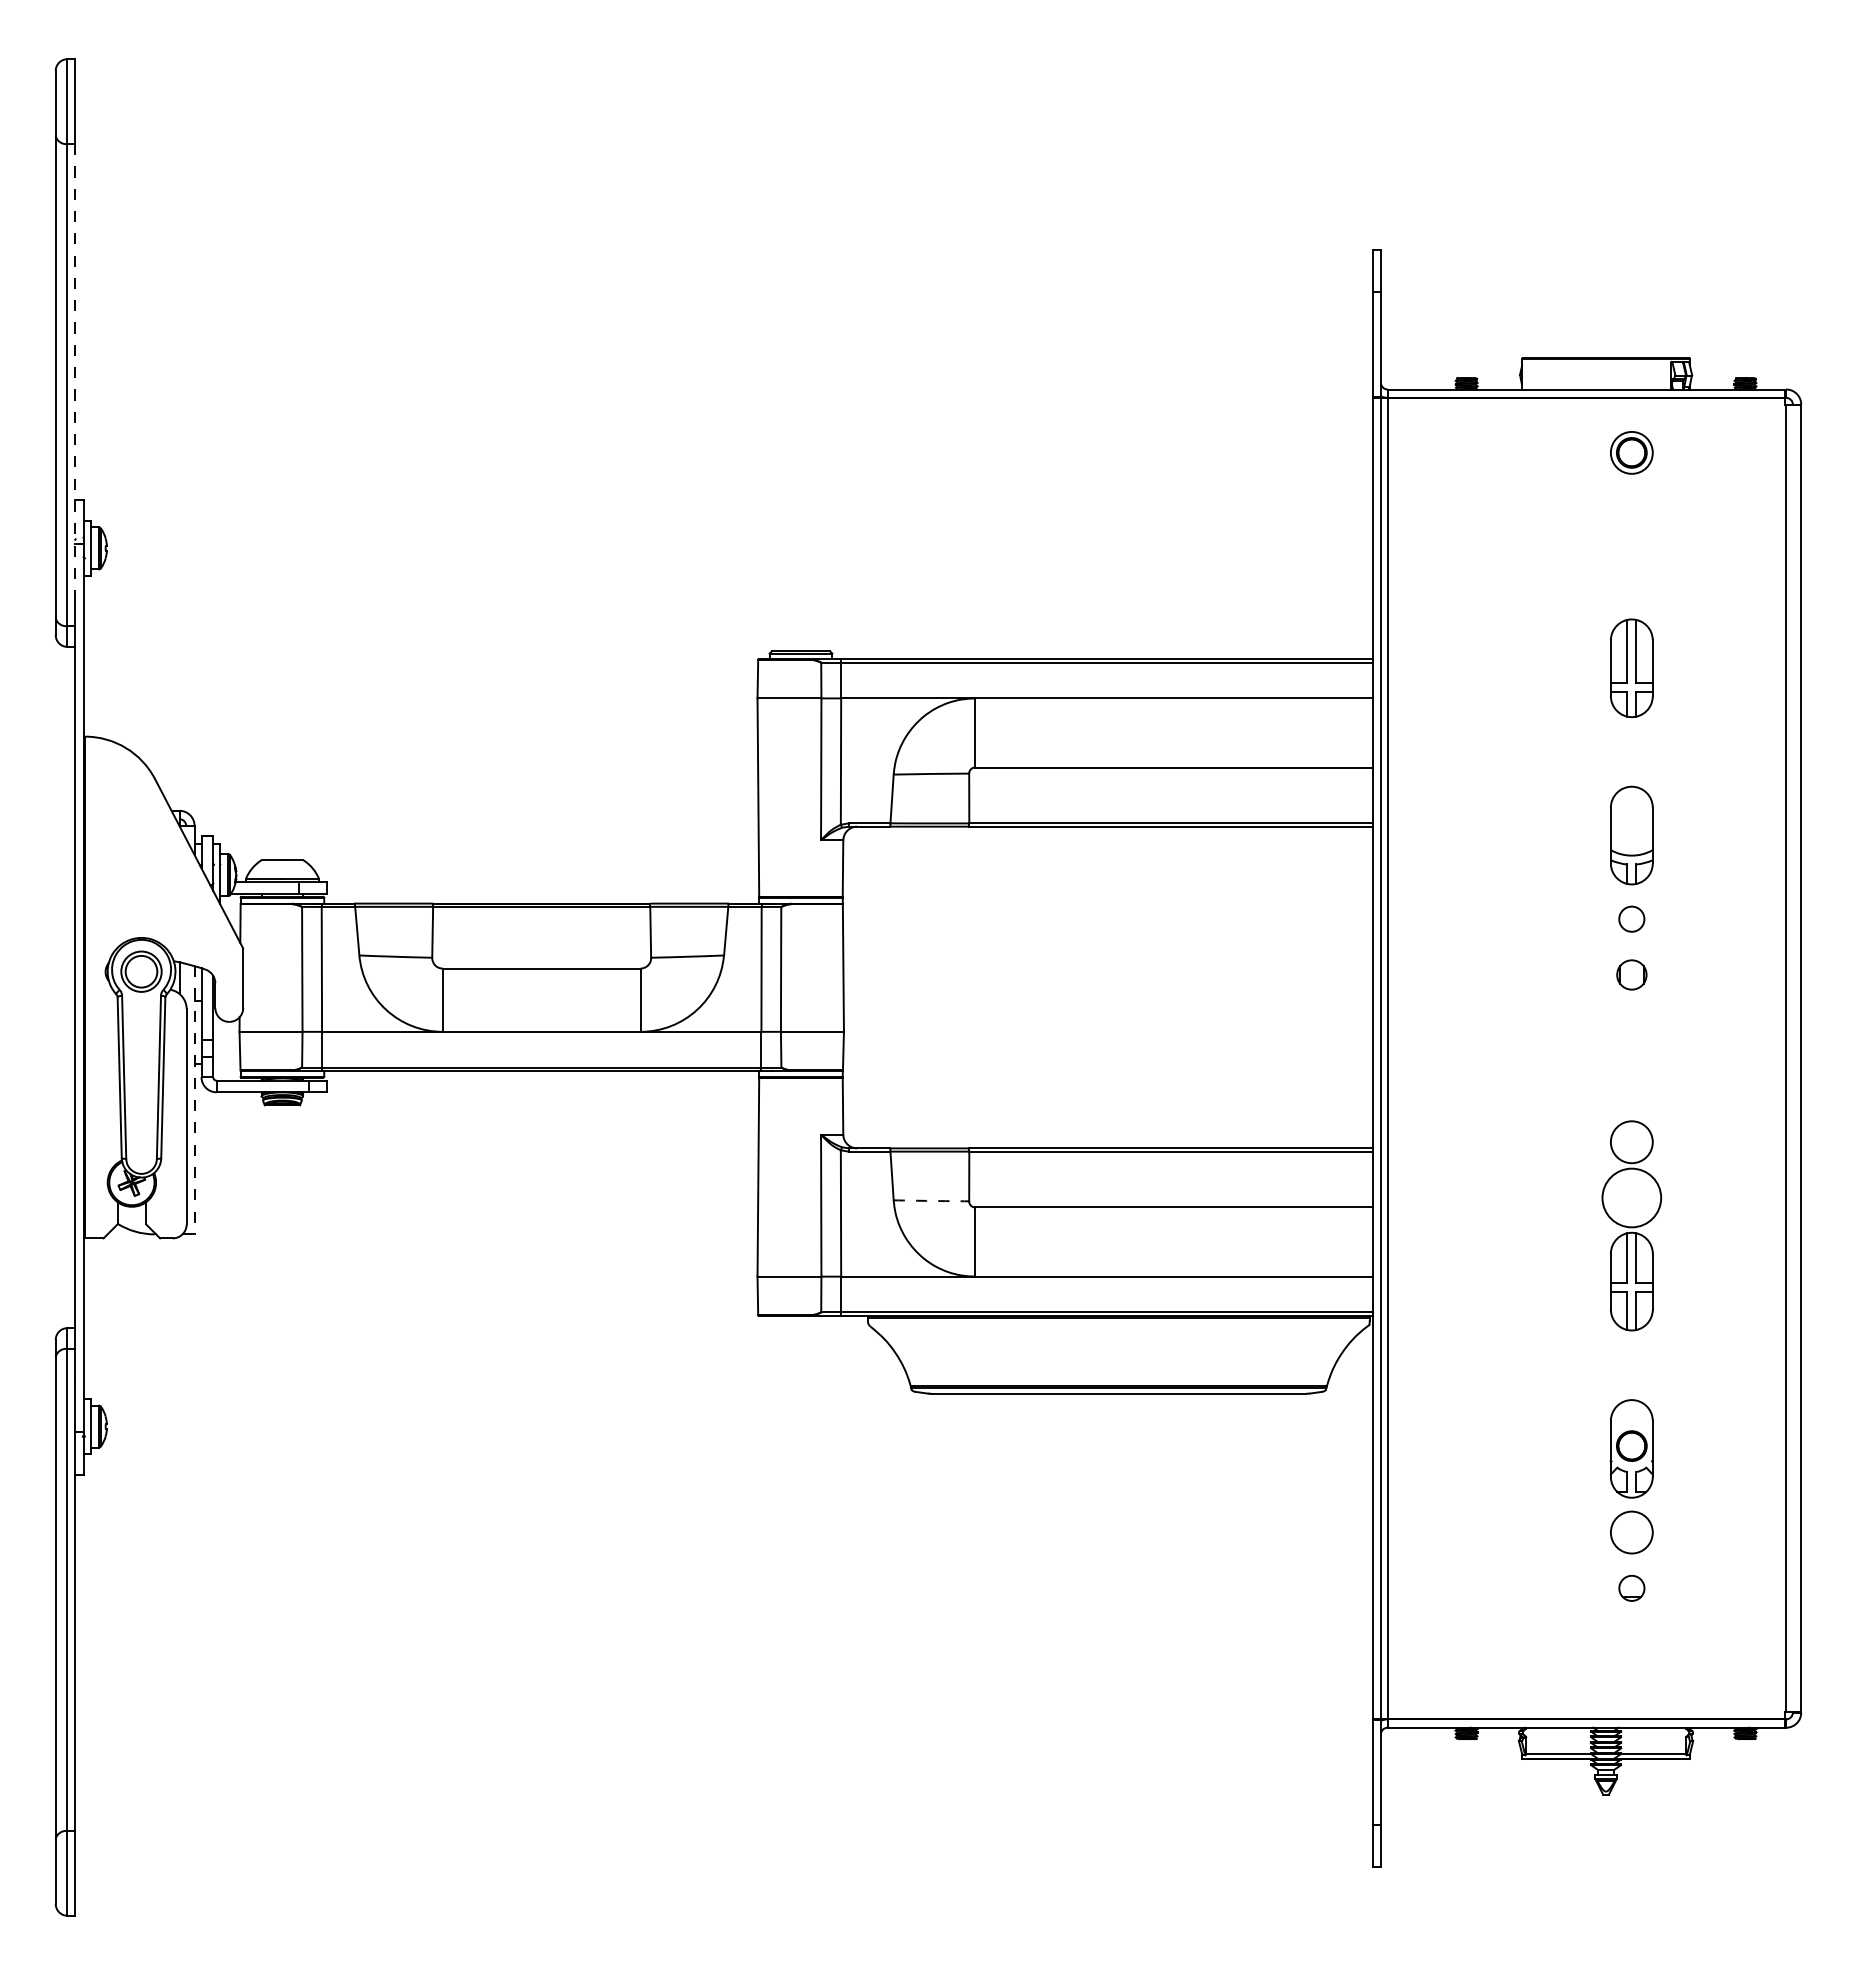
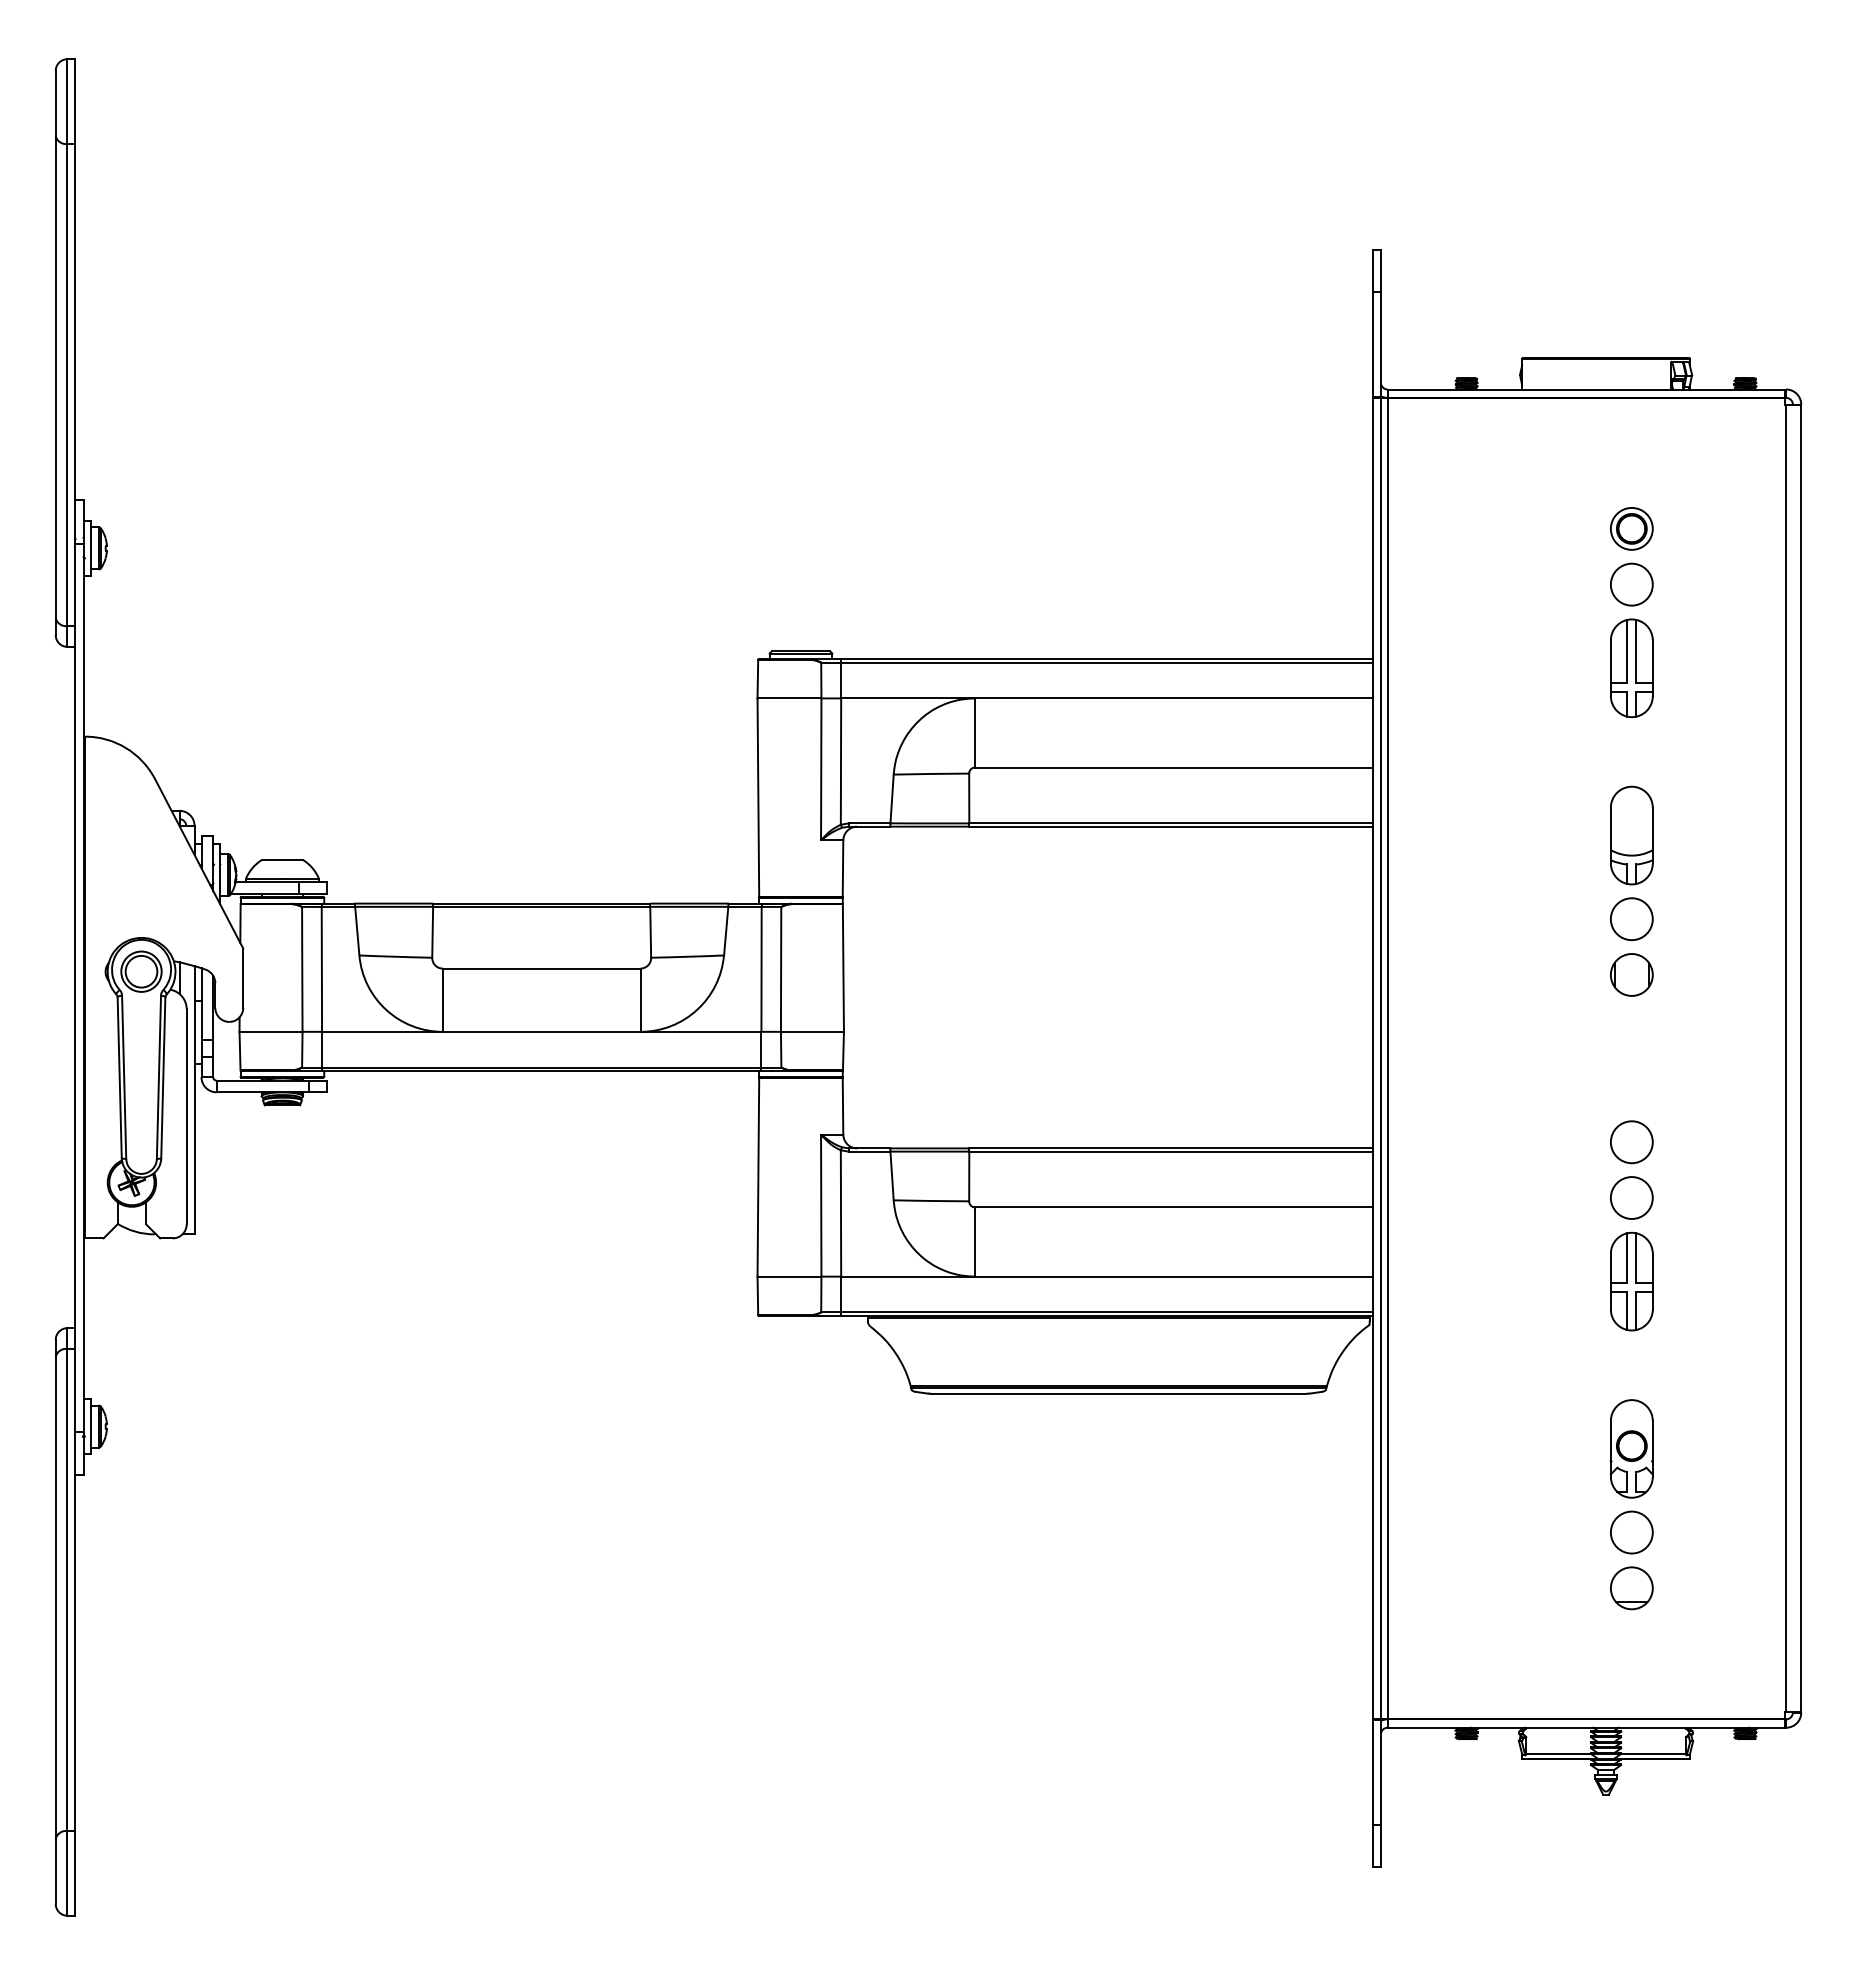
line: dashed -> solid (75, 368)
part position: (1631, 452) -> (1631, 528) (1631, 528)
circle: none -> present (1631, 584)
circle diameter: 25 px -> 42 px (1631, 919)
part size: 32x32 px -> 44x44 px (1631, 974)
line: dashed -> solid (194, 1100)
circle diameter: 59 px -> 42 px (1631, 1197)
arc: dashed -> solid (931, 1200)
part size: 28x28 px -> 44x45 px (1631, 1588)
